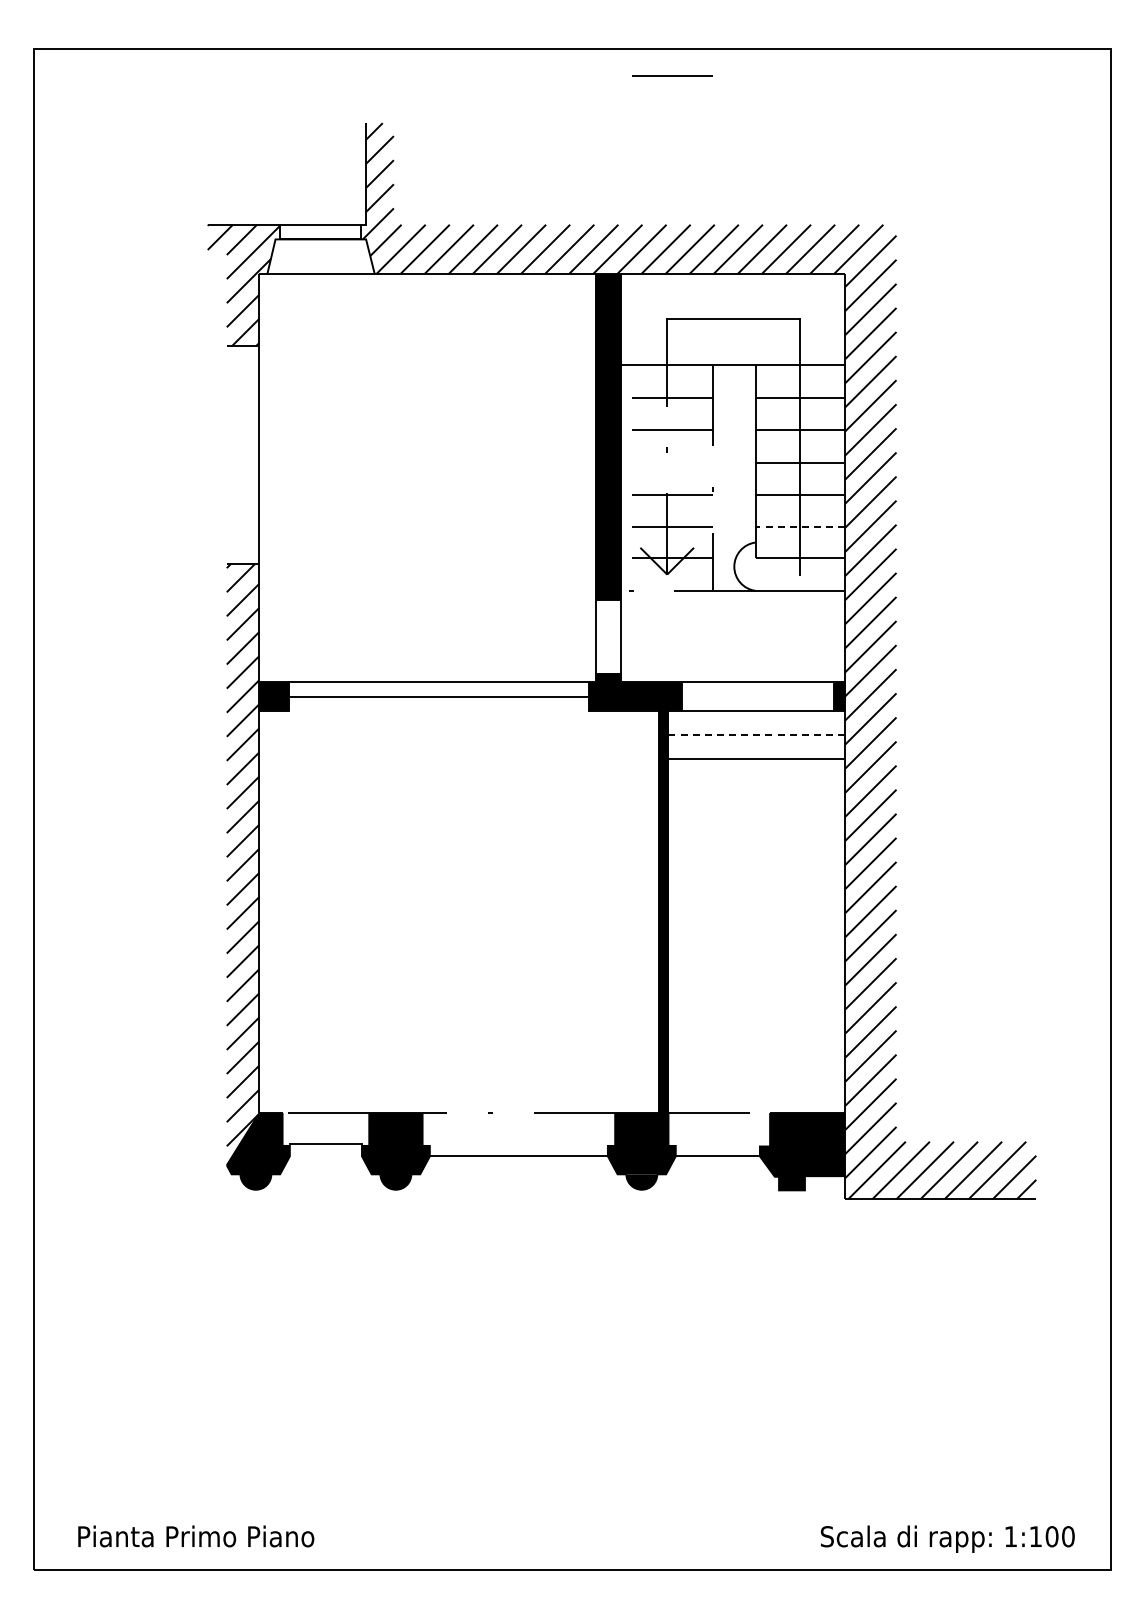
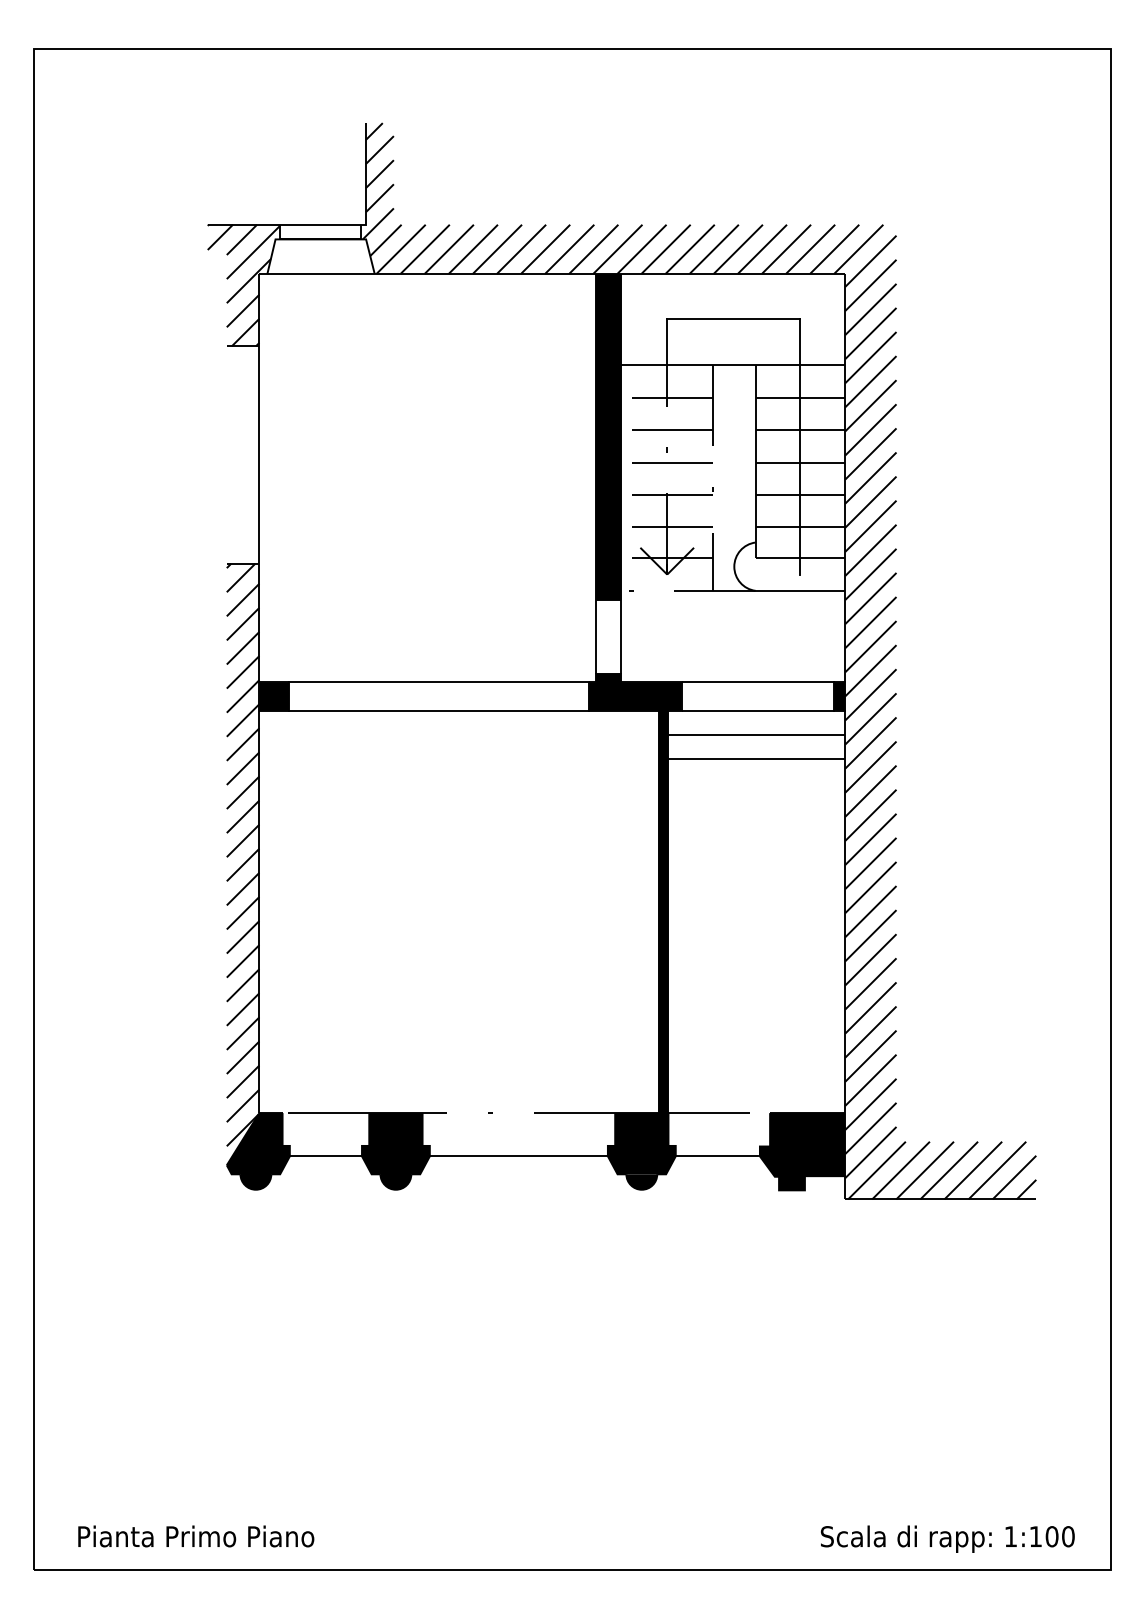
line position: (672, 75) -> (672, 462) (672, 462)
line: dashed -> solid (800, 526)
line position: (439, 696) -> (439, 710) (439, 710)
line: dashed -> solid (757, 734)
line position: (325, 1144) -> (325, 1156) (325, 1156)
